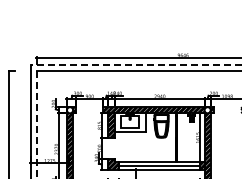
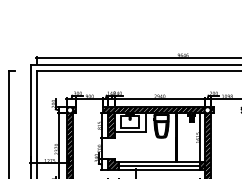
line: dashed -> solid (135, 65)
line: dashed -> solid (36, 125)
